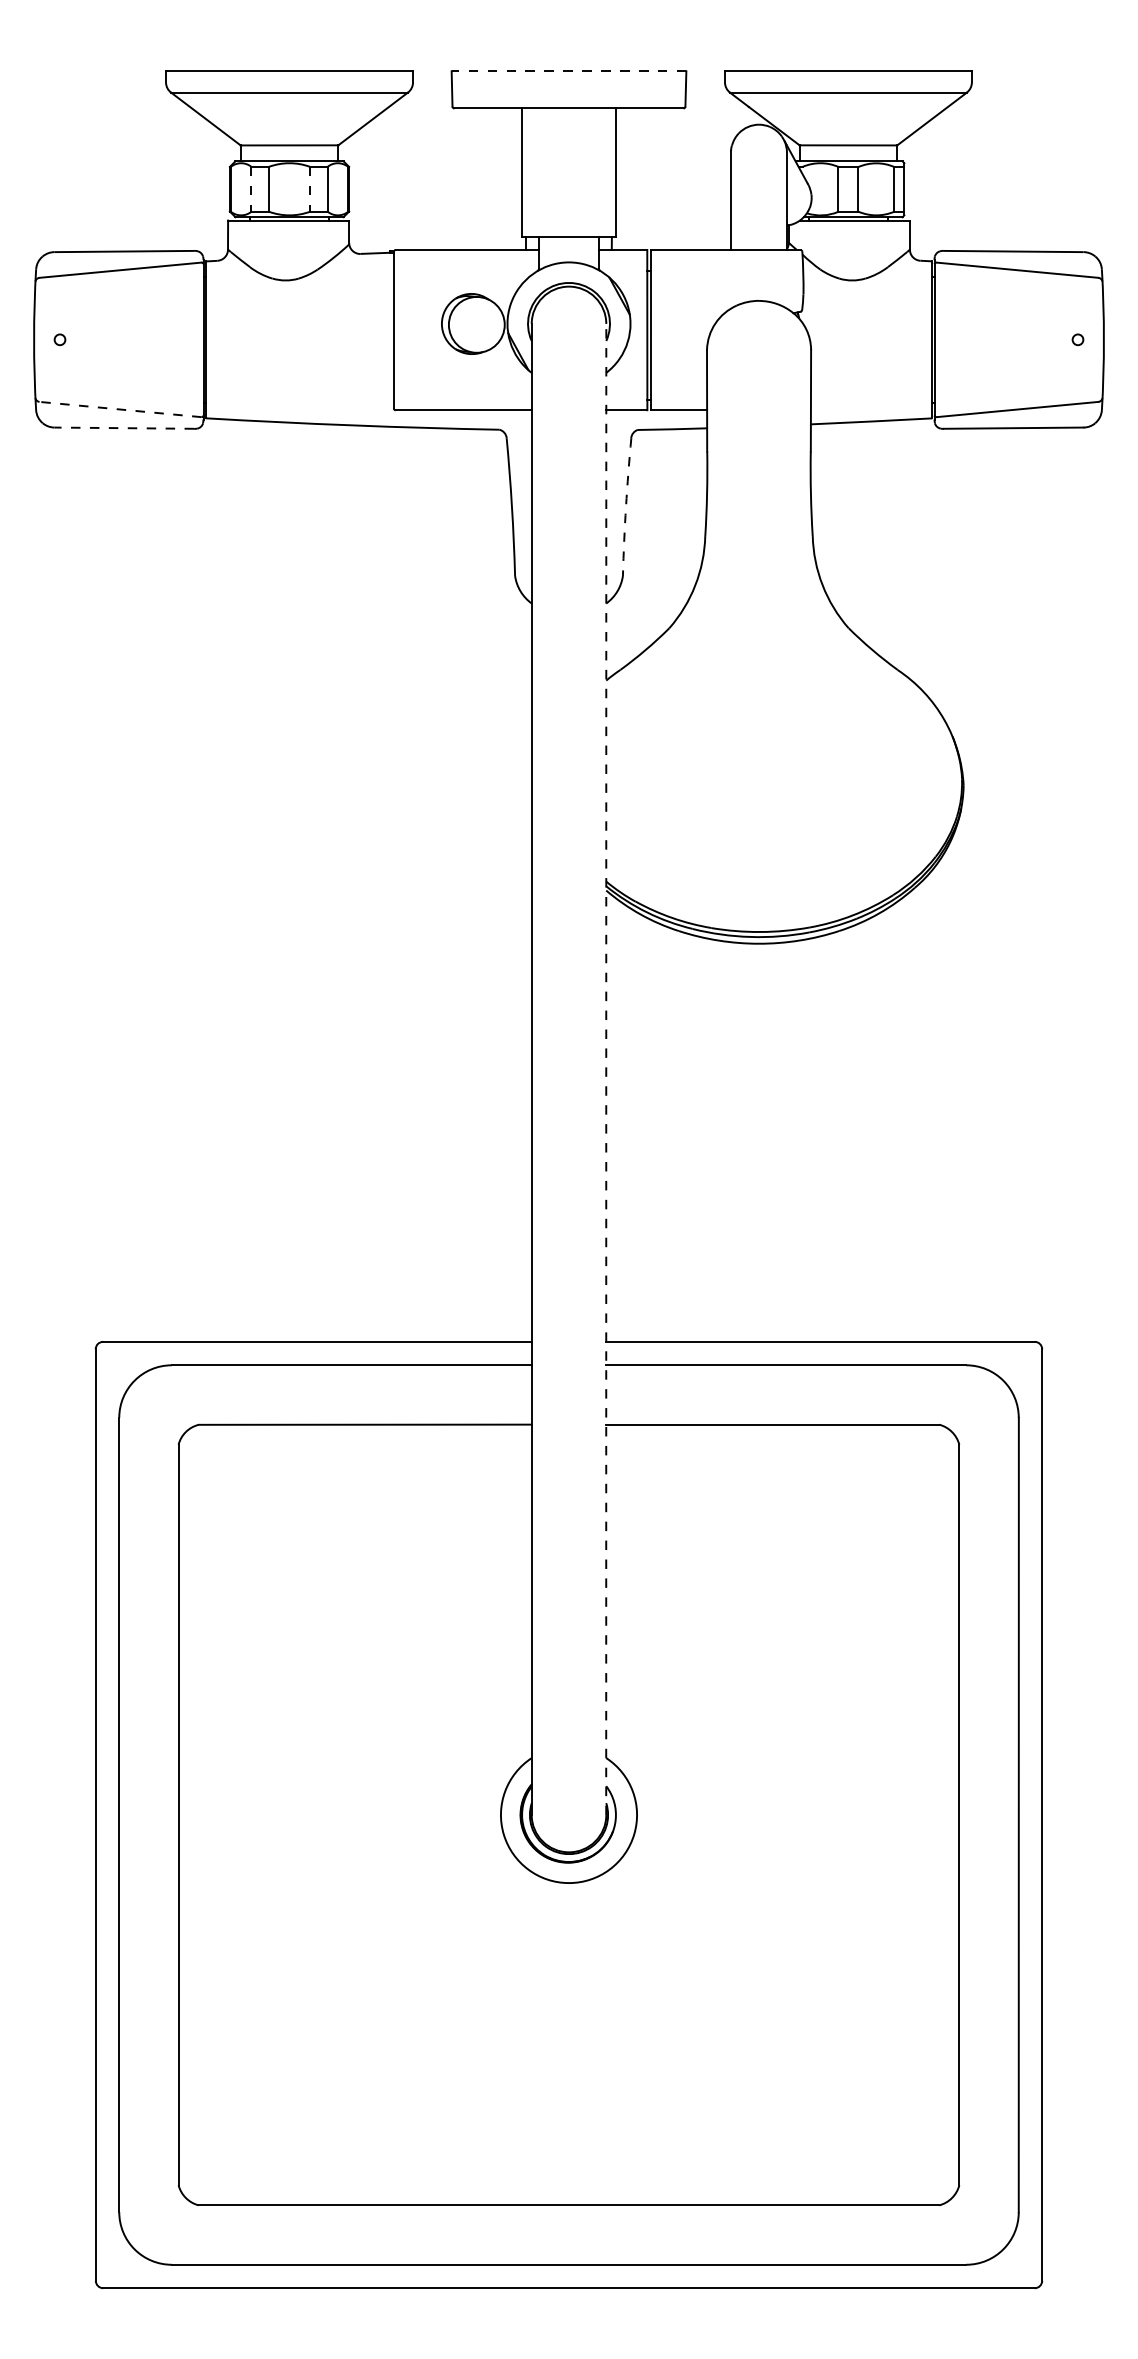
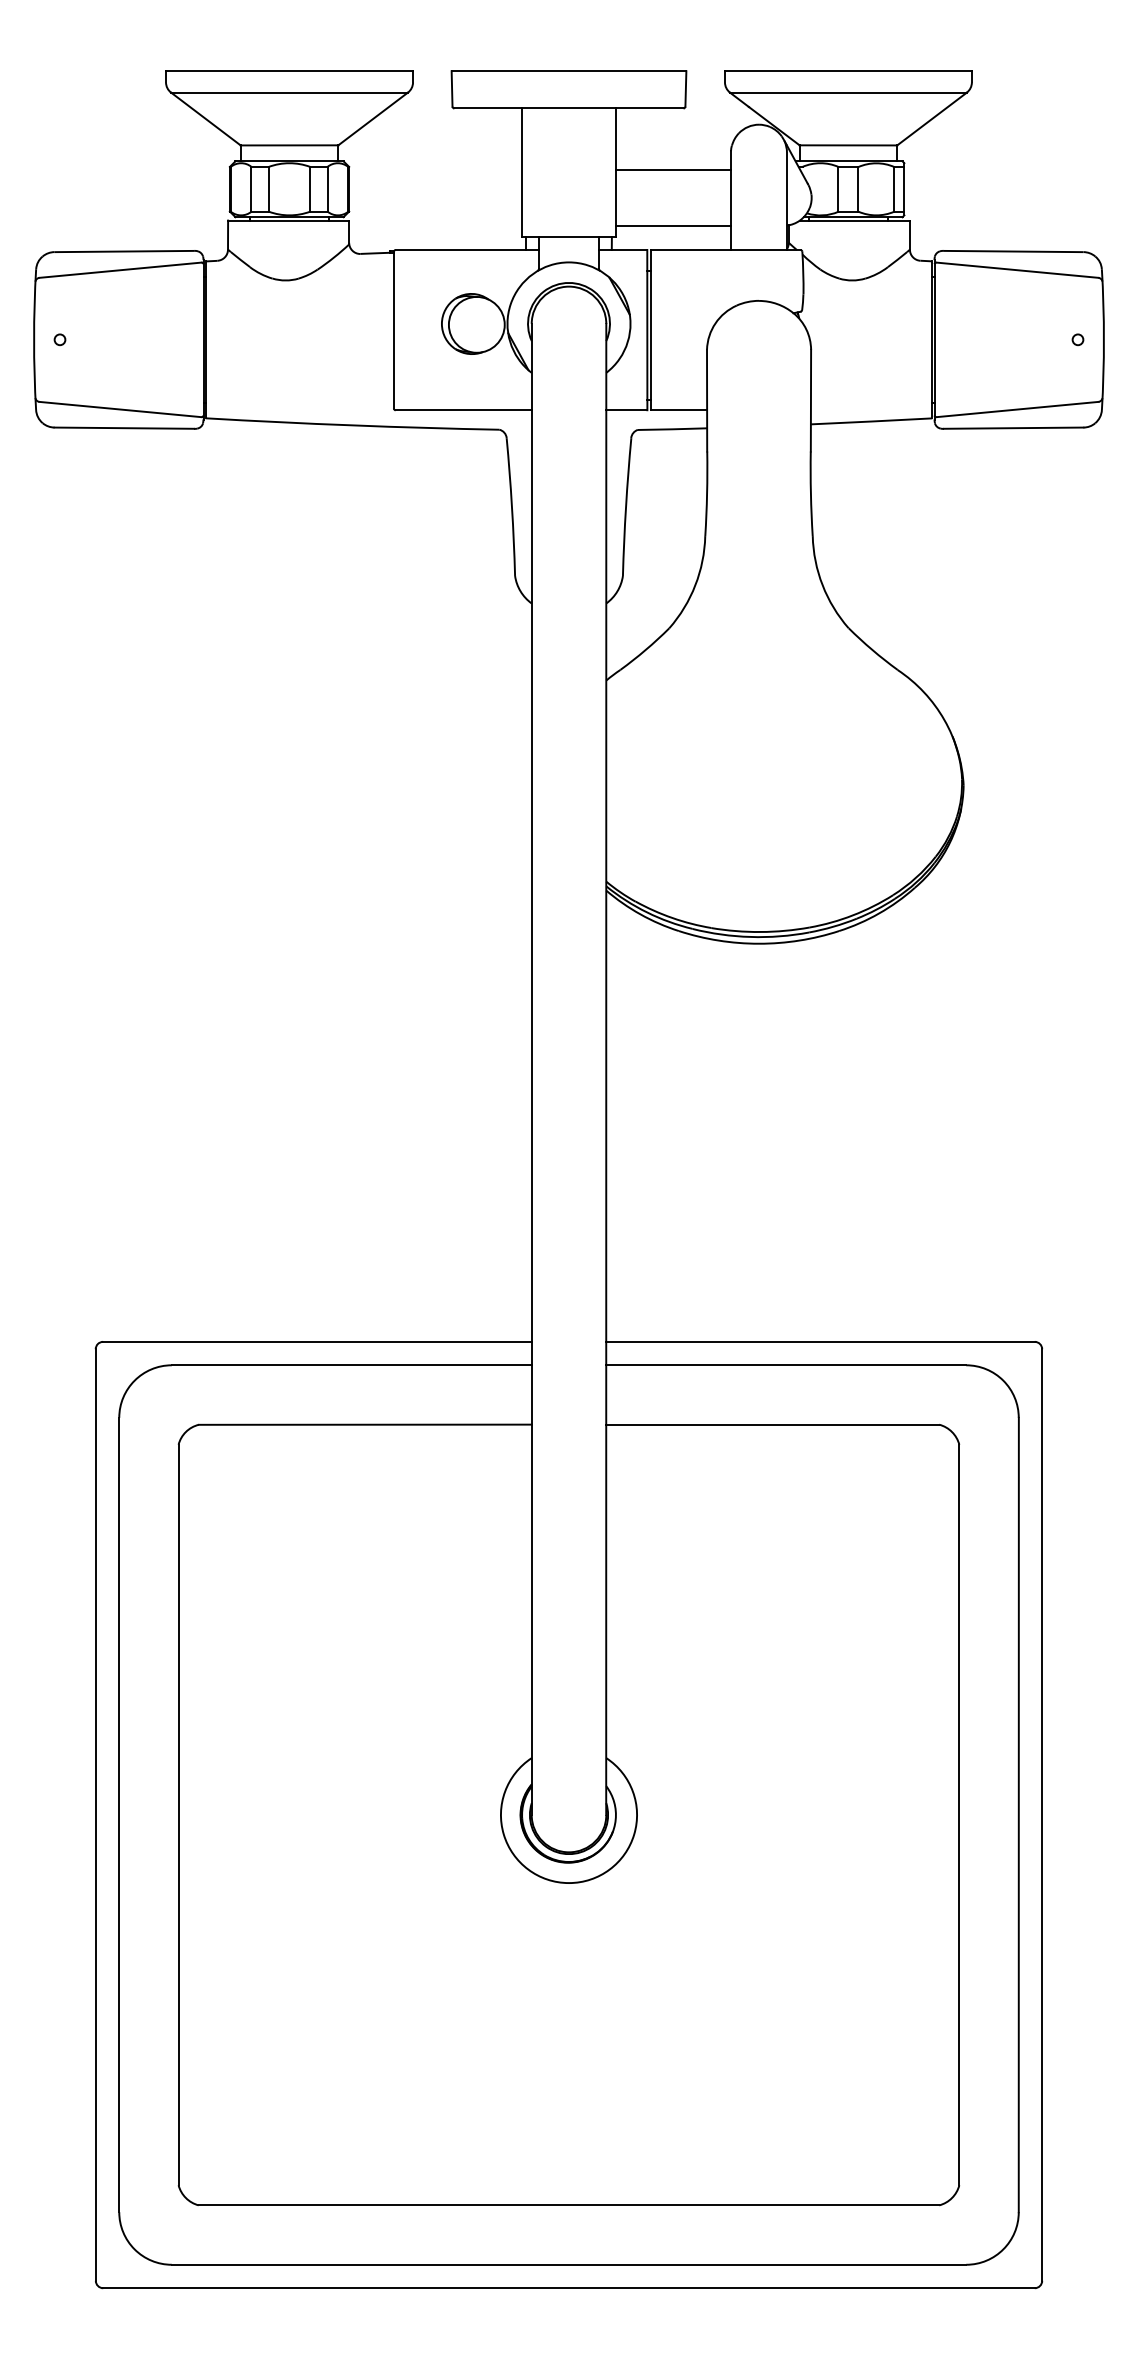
line: dashed -> solid (568, 71)
line: none -> present (673, 169)
line: dashed -> solid (251, 189)
line: dashed -> solid (310, 189)
line: none -> present (673, 225)
line: dashed -> solid (120, 409)
line: dashed -> solid (124, 428)
arc: dashed -> solid (626, 507)
line: dashed -> solid (606, 1069)
